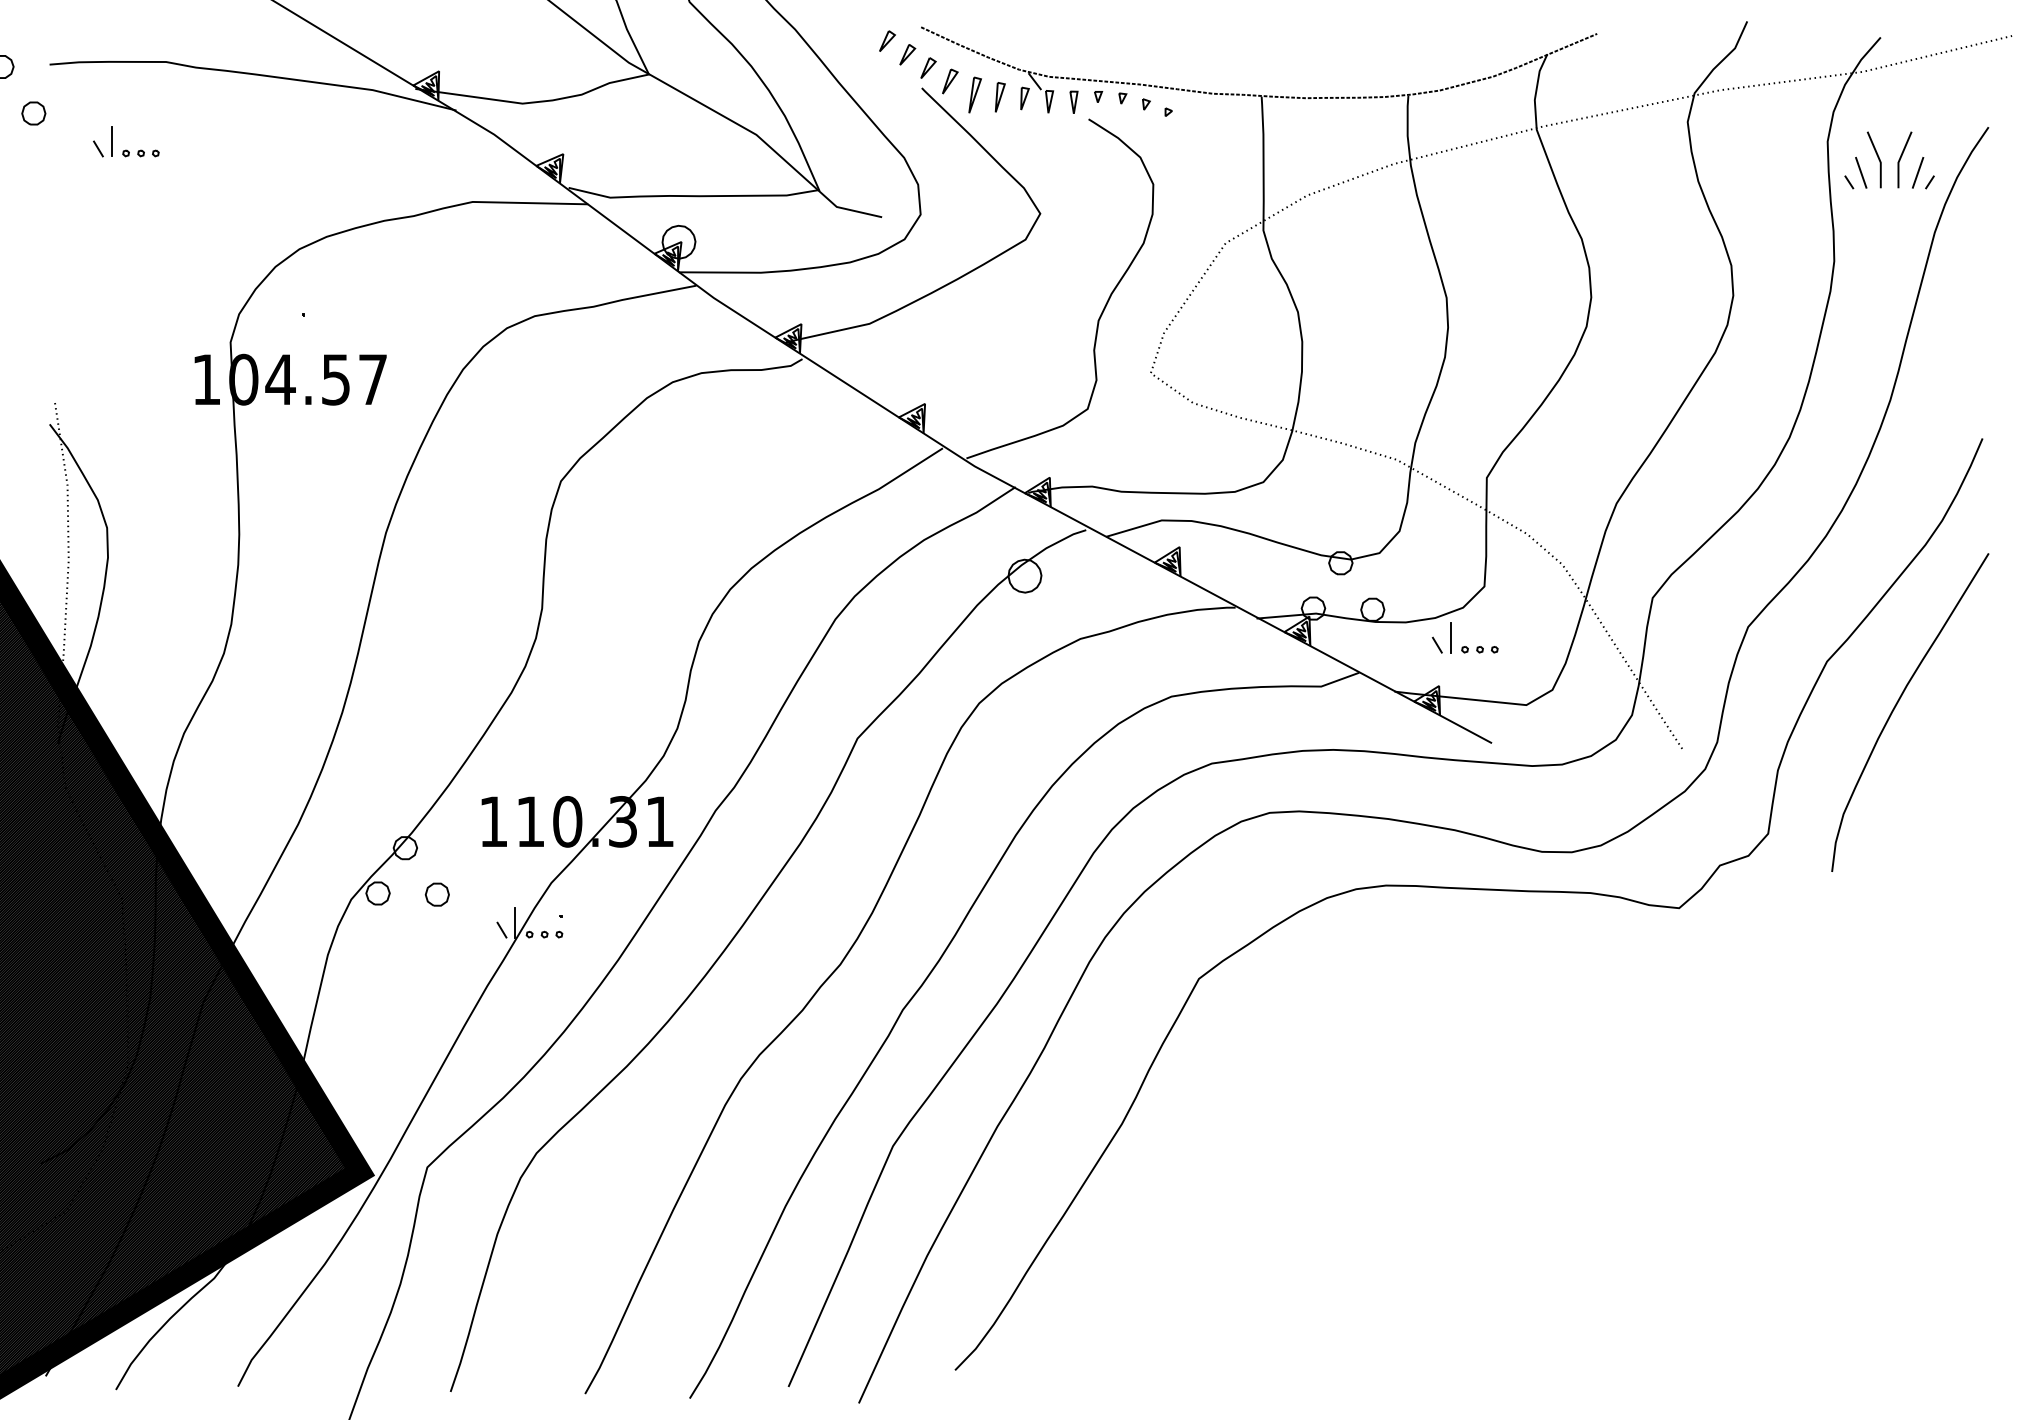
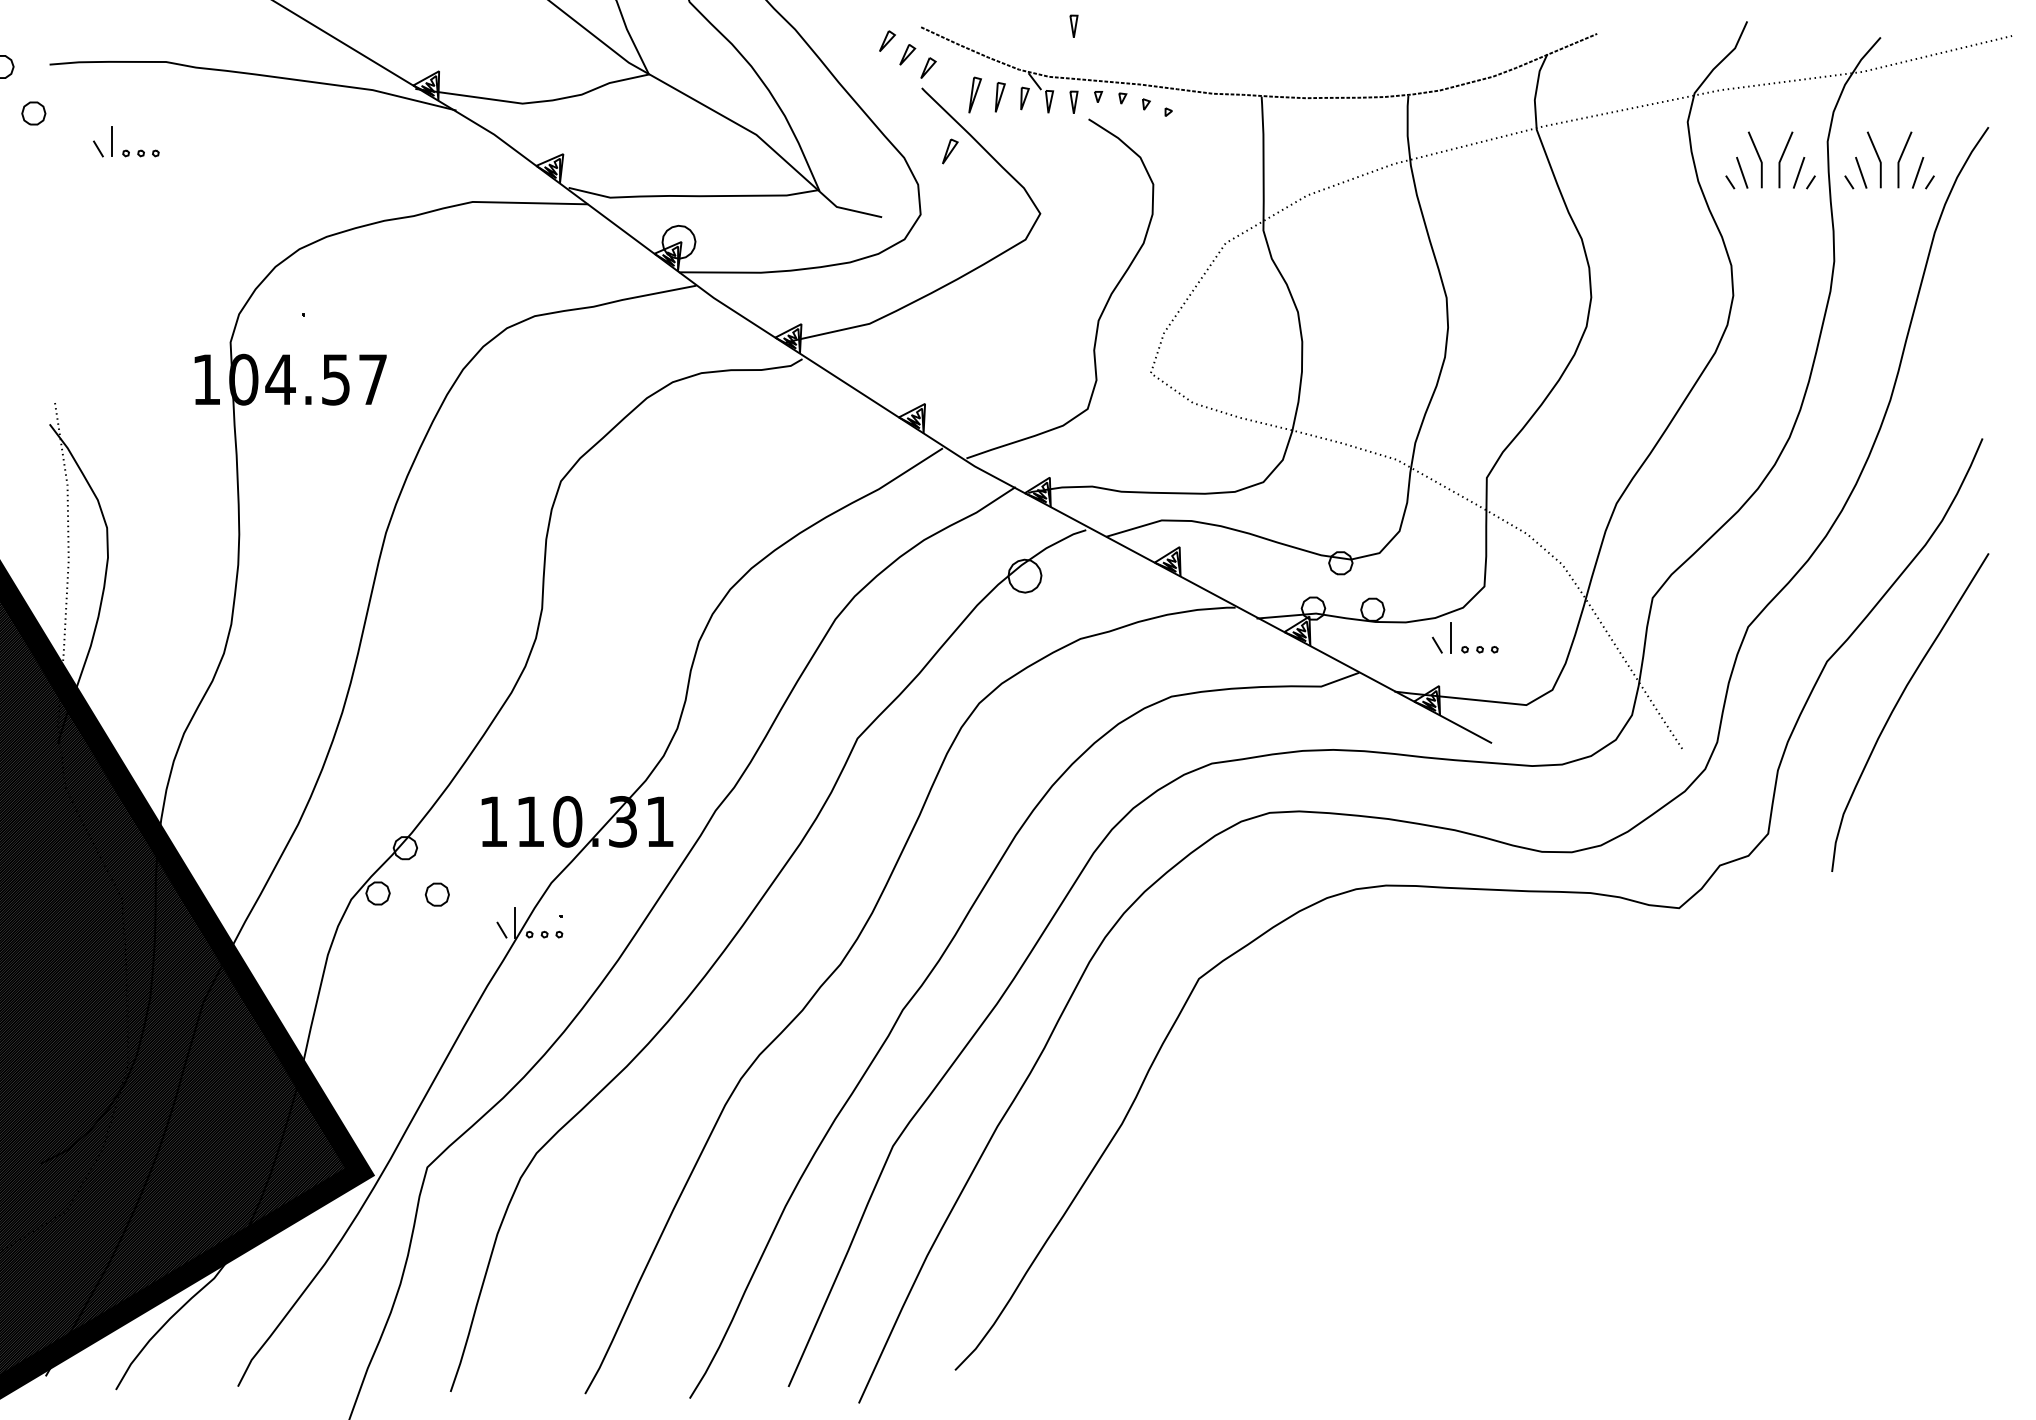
part: none -> present (1073, 25)
part position: (950, 81) -> (950, 151) (950, 151)
part: none -> present (1762, 161)
